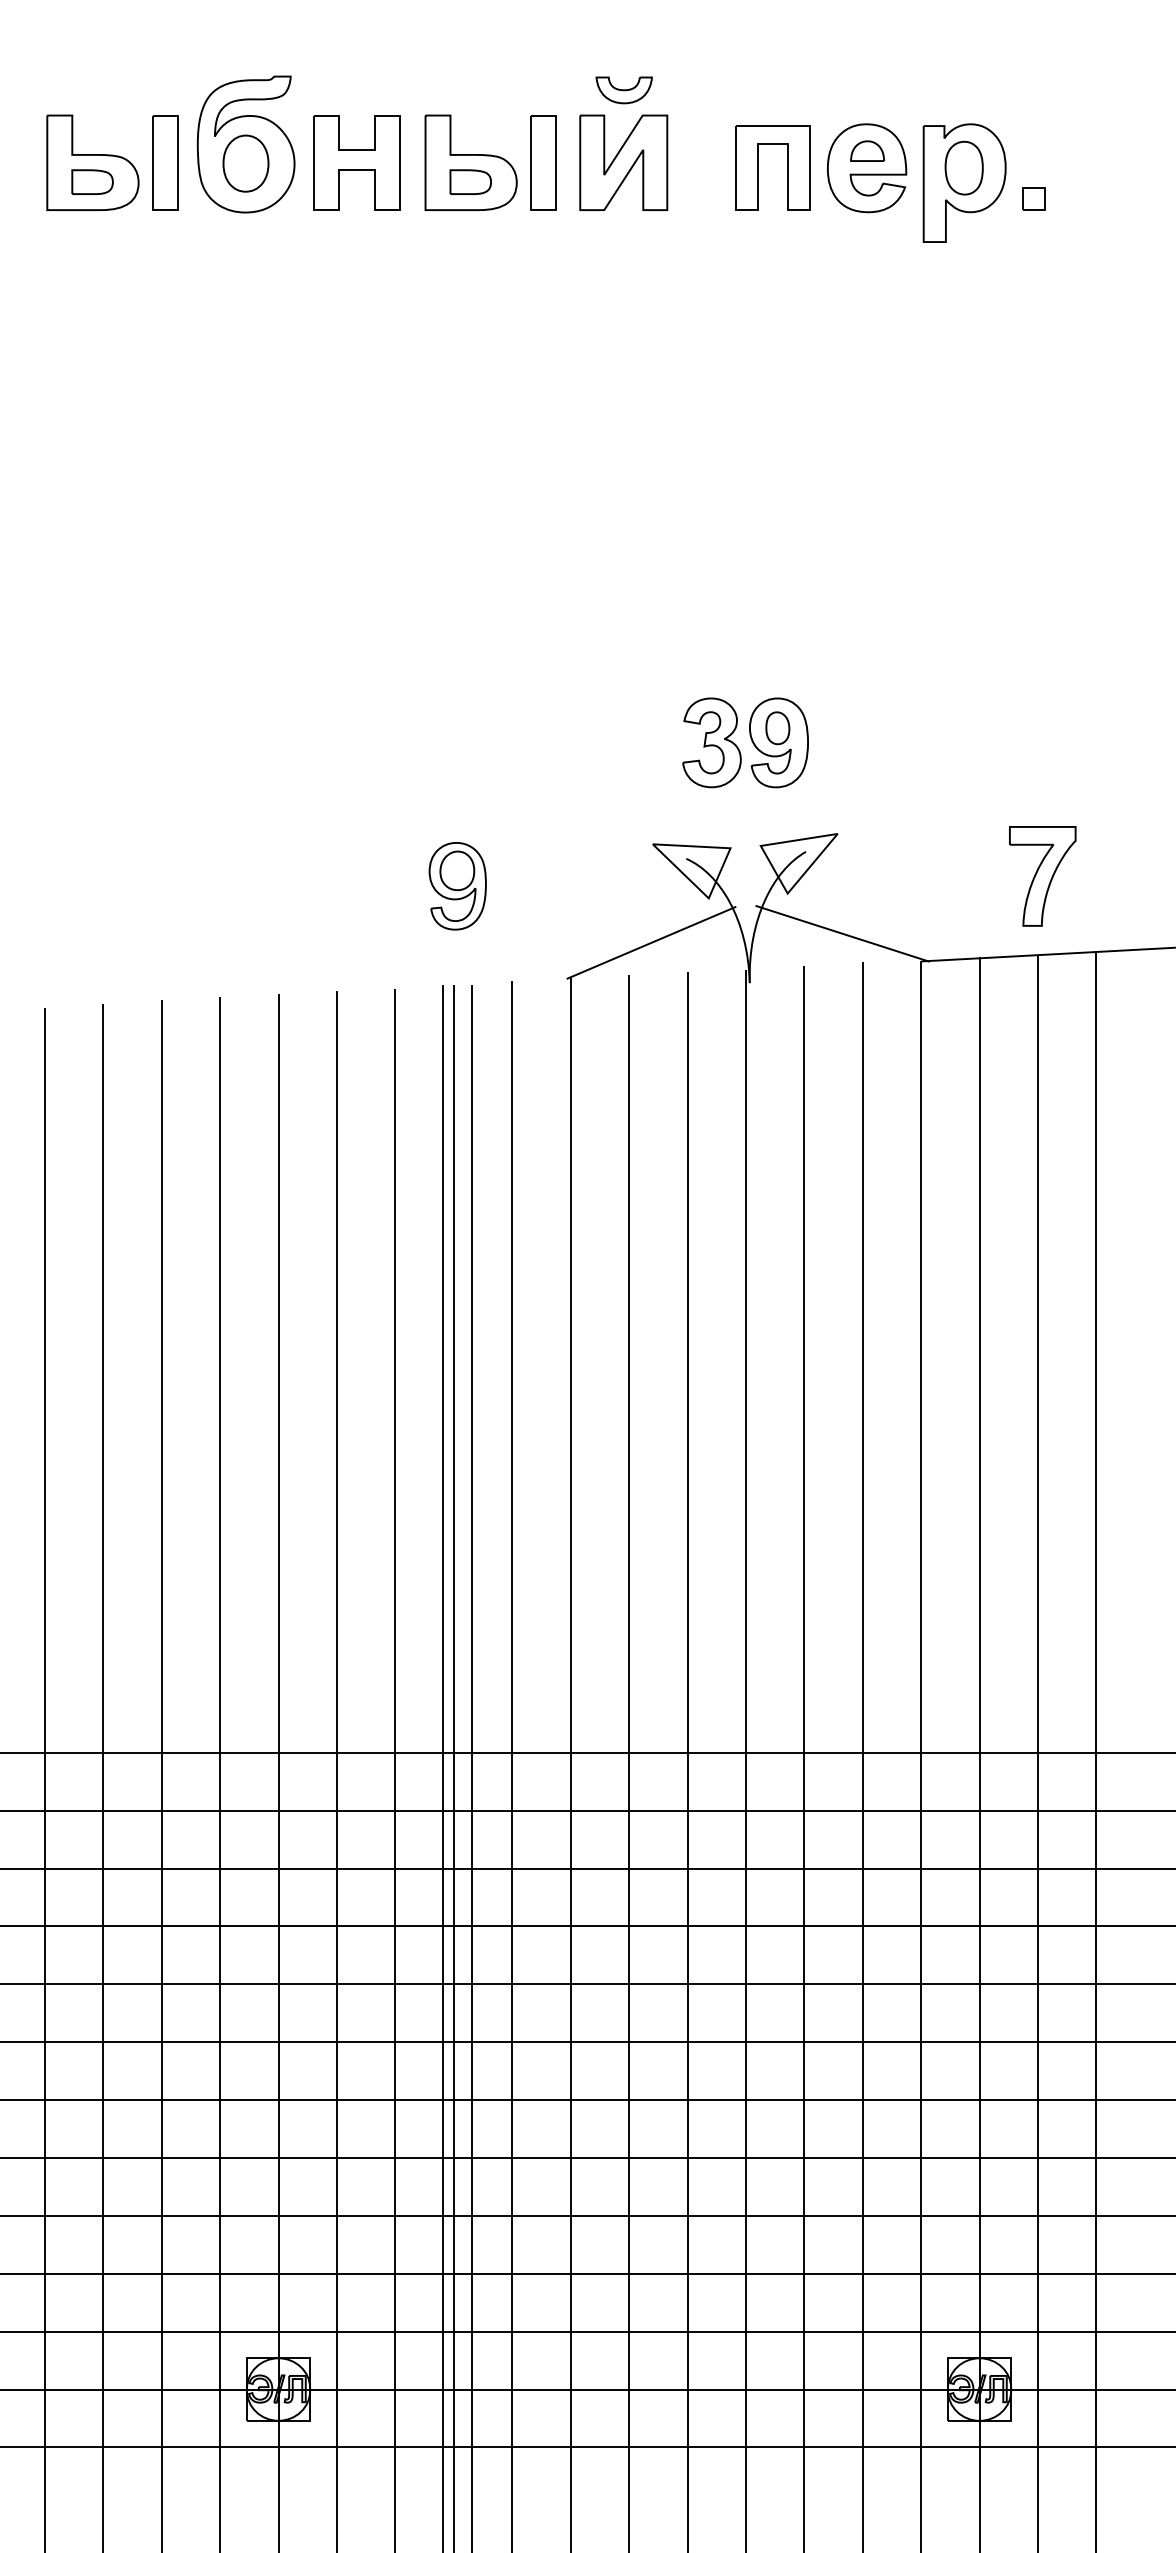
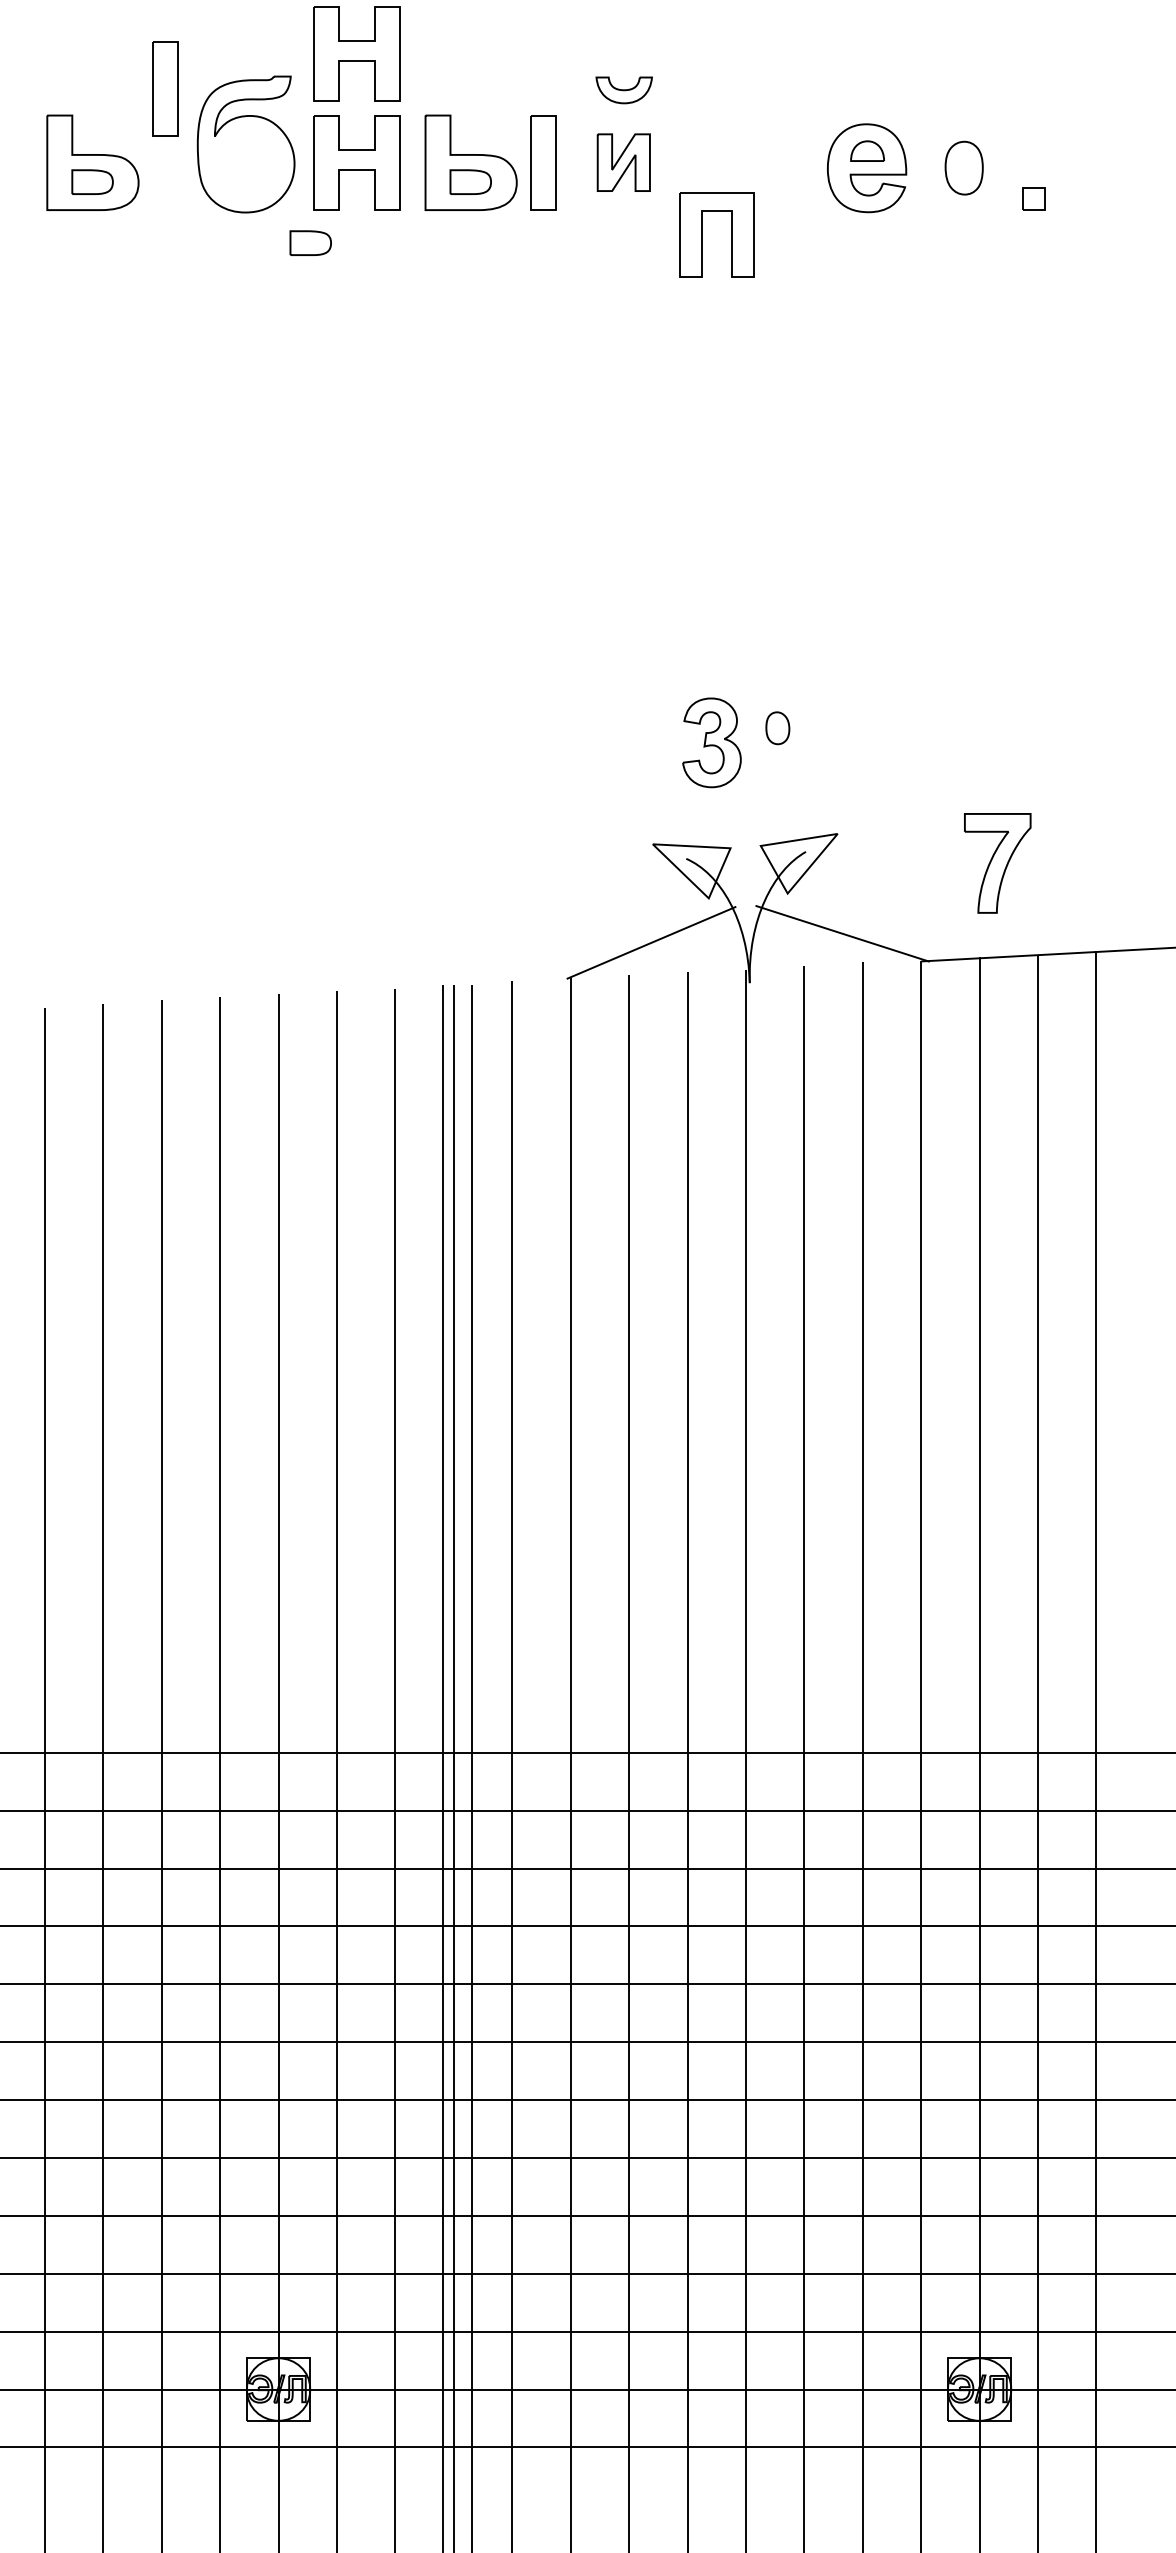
part: none -> present (356, 53)
part position: (165, 162) -> (165, 88) (165, 88)
part size: 90x97 px -> 55x59 px (623, 162)
part: present -> none (245, 163)
part position: (758, 167) -> (702, 234) (702, 234)
part: present -> none (964, 182)
part: none -> present (310, 242)
part: present -> none (778, 742)
part position: (1042, 876) -> (997, 863) (997, 863)
part: present -> none (457, 886)
